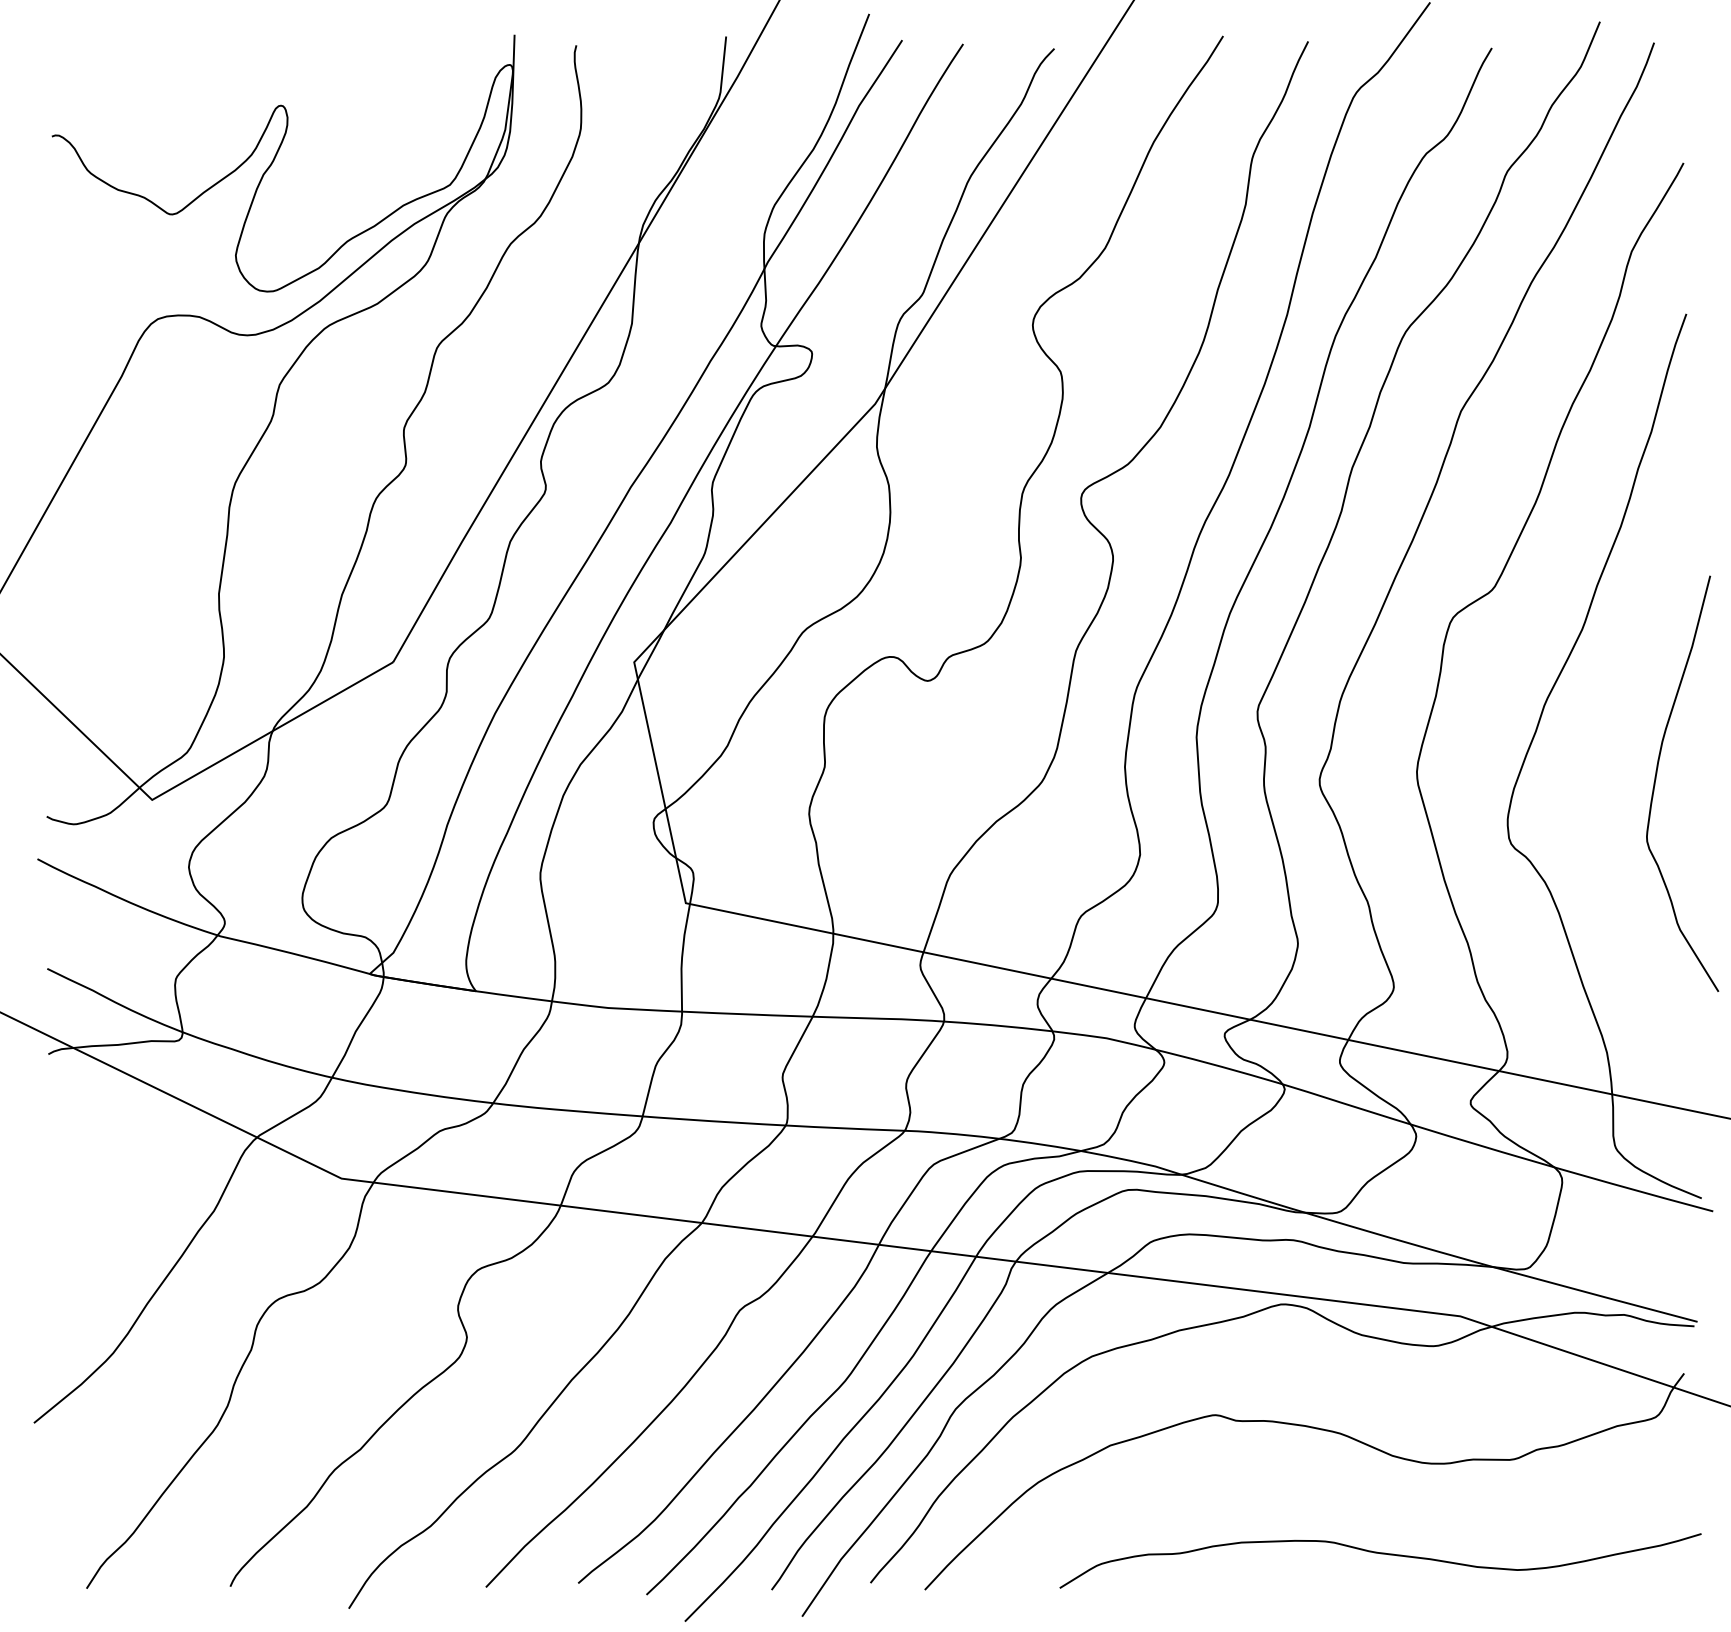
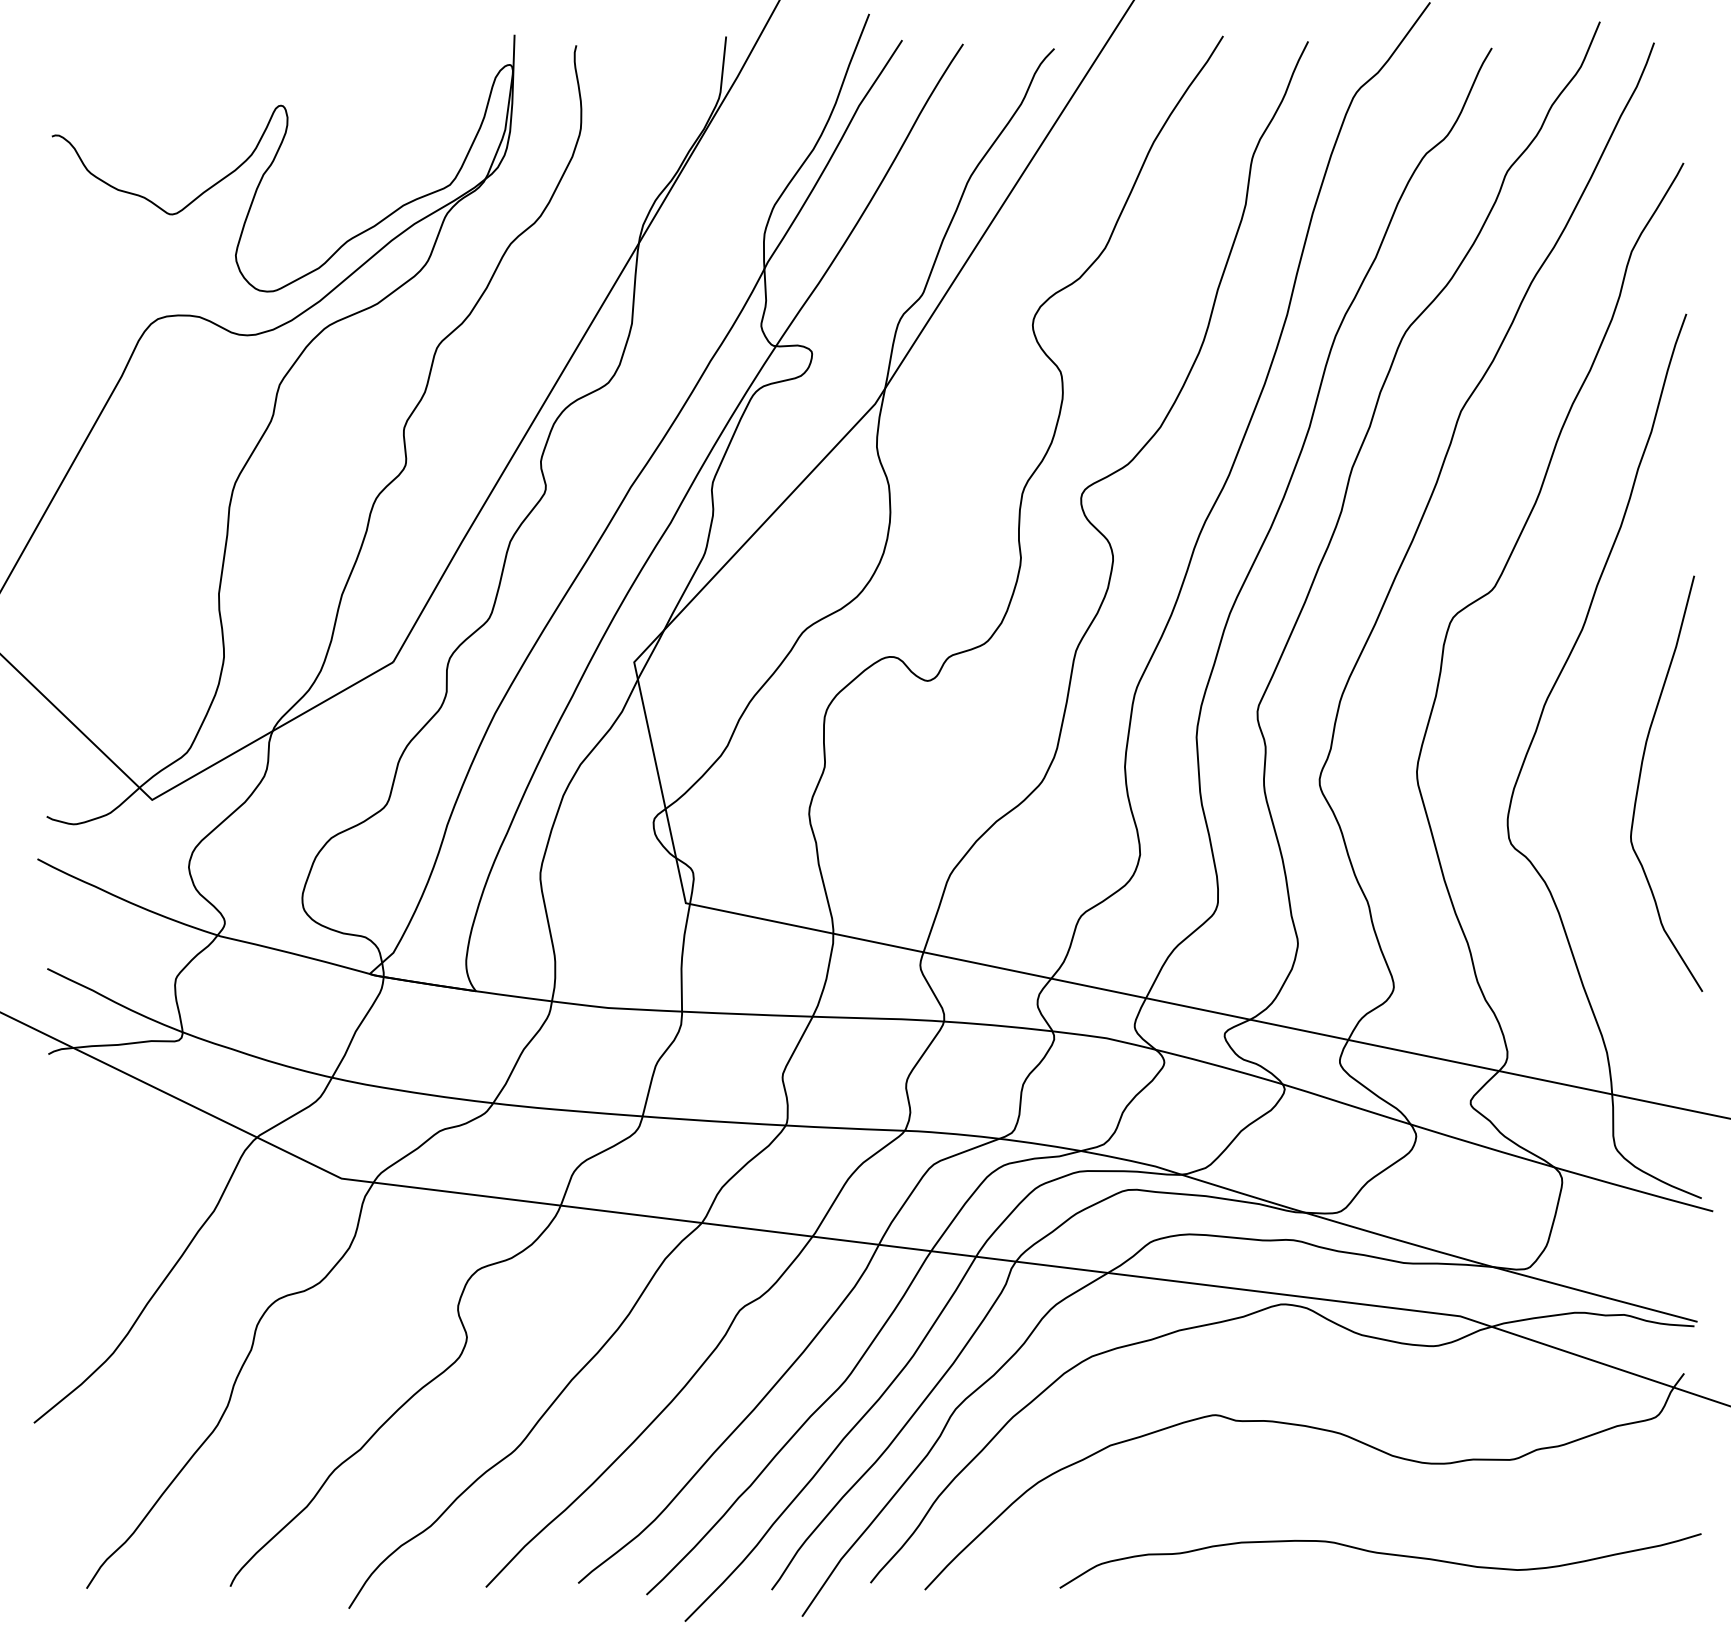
curve position: (1656, 779) -> (1640, 779) (1640, 779)
